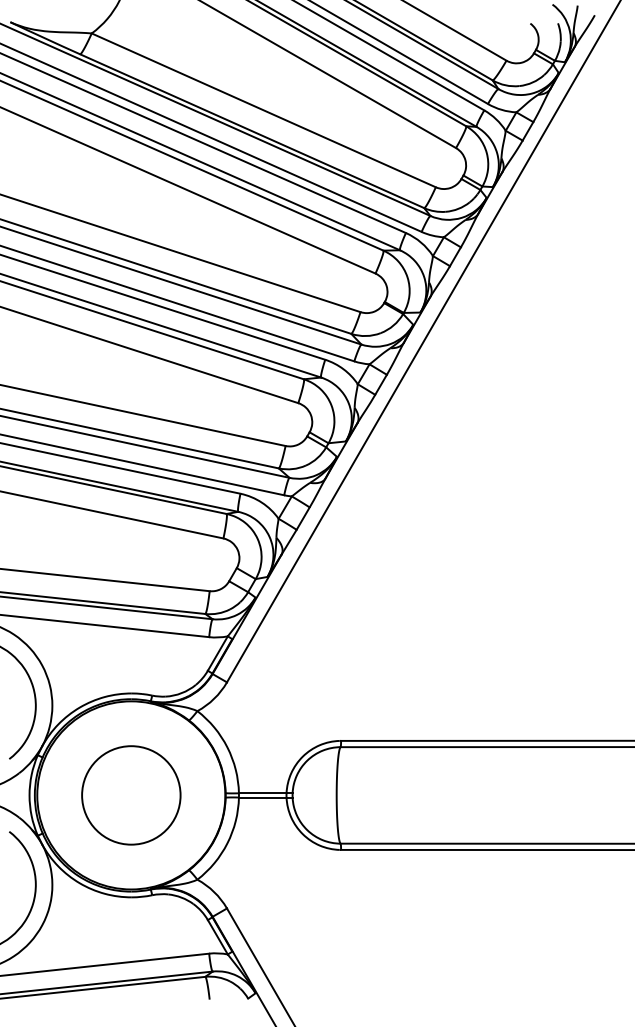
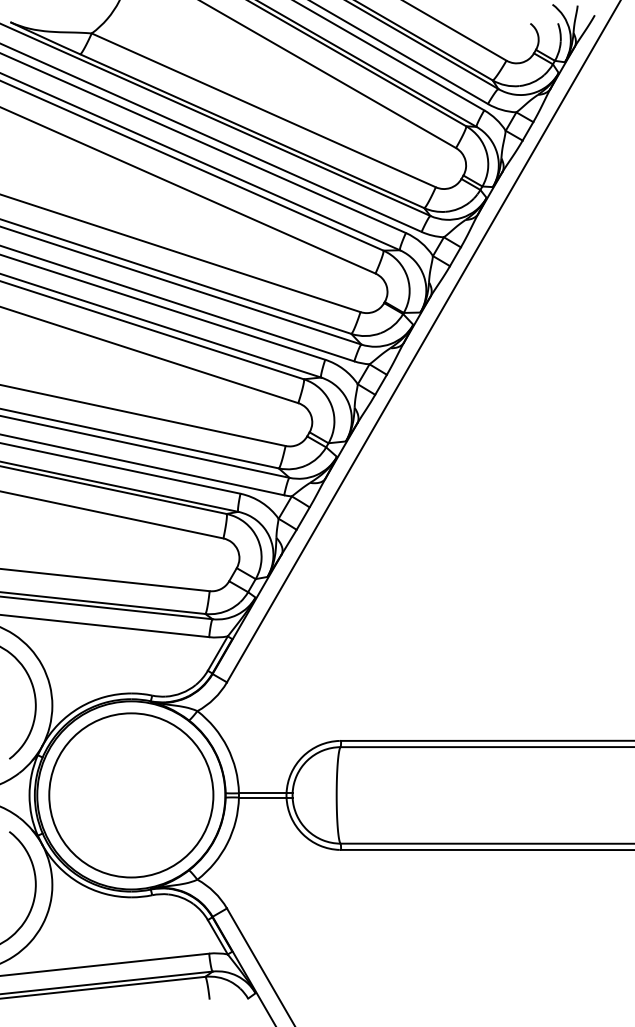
circle diameter: 98 px -> 164 px (131, 795)
